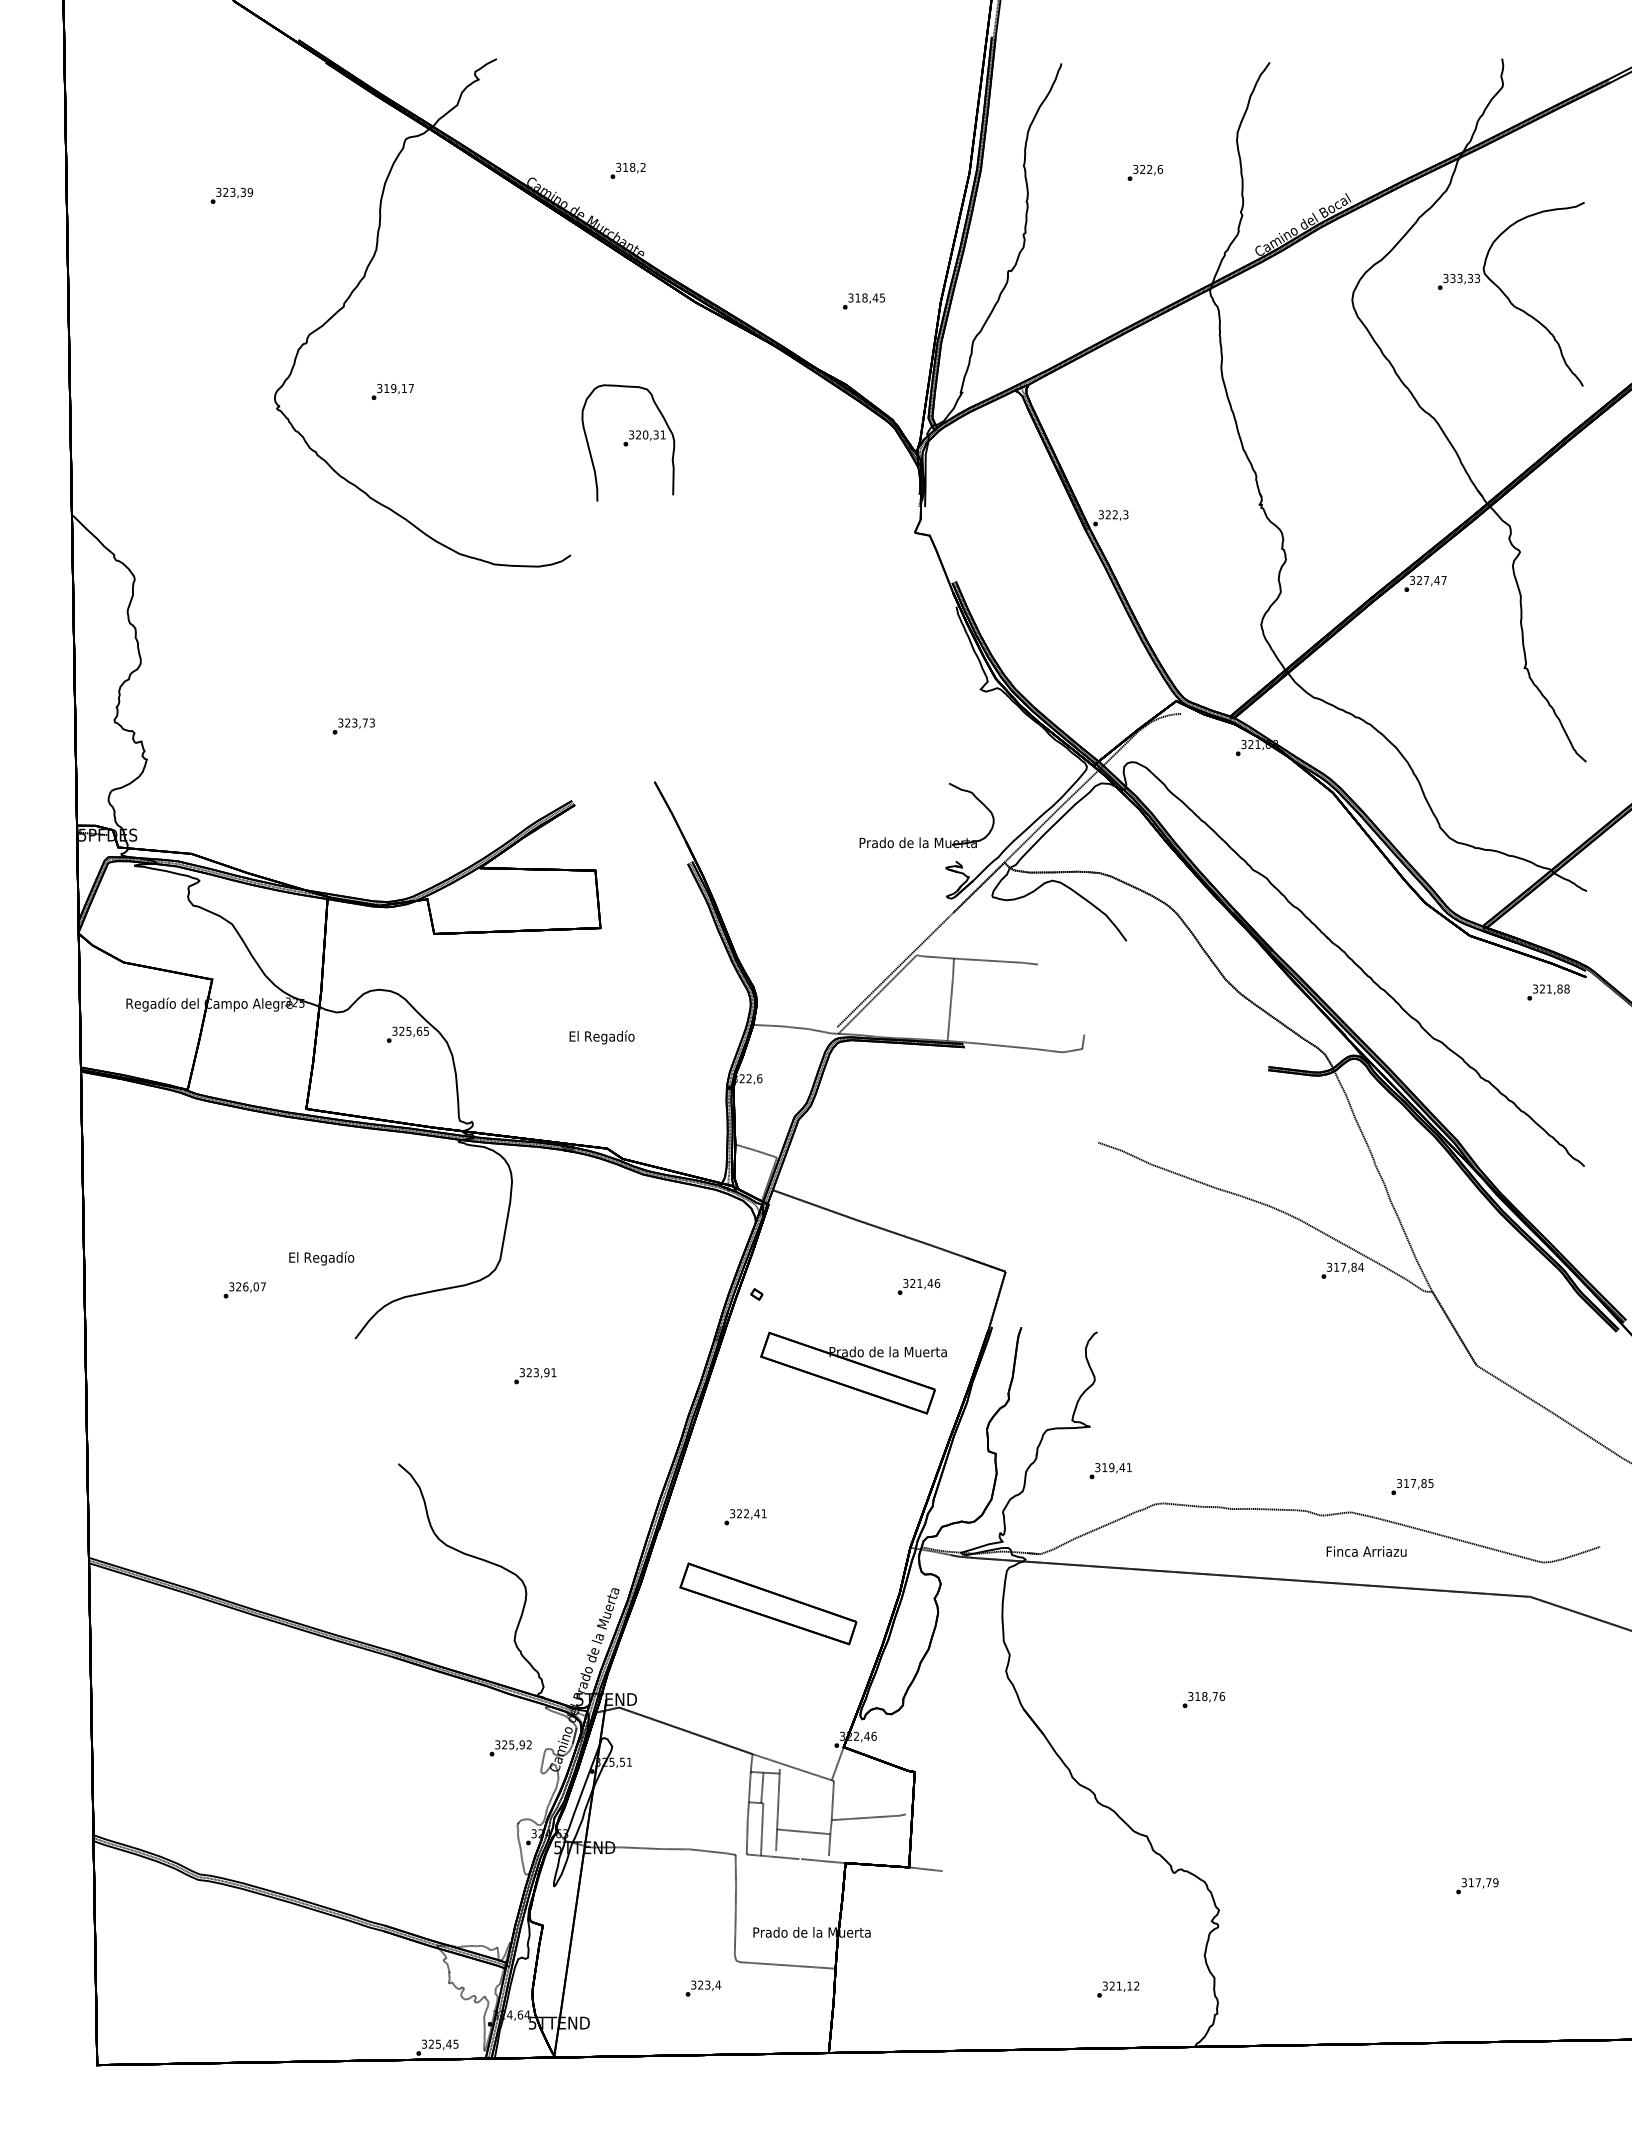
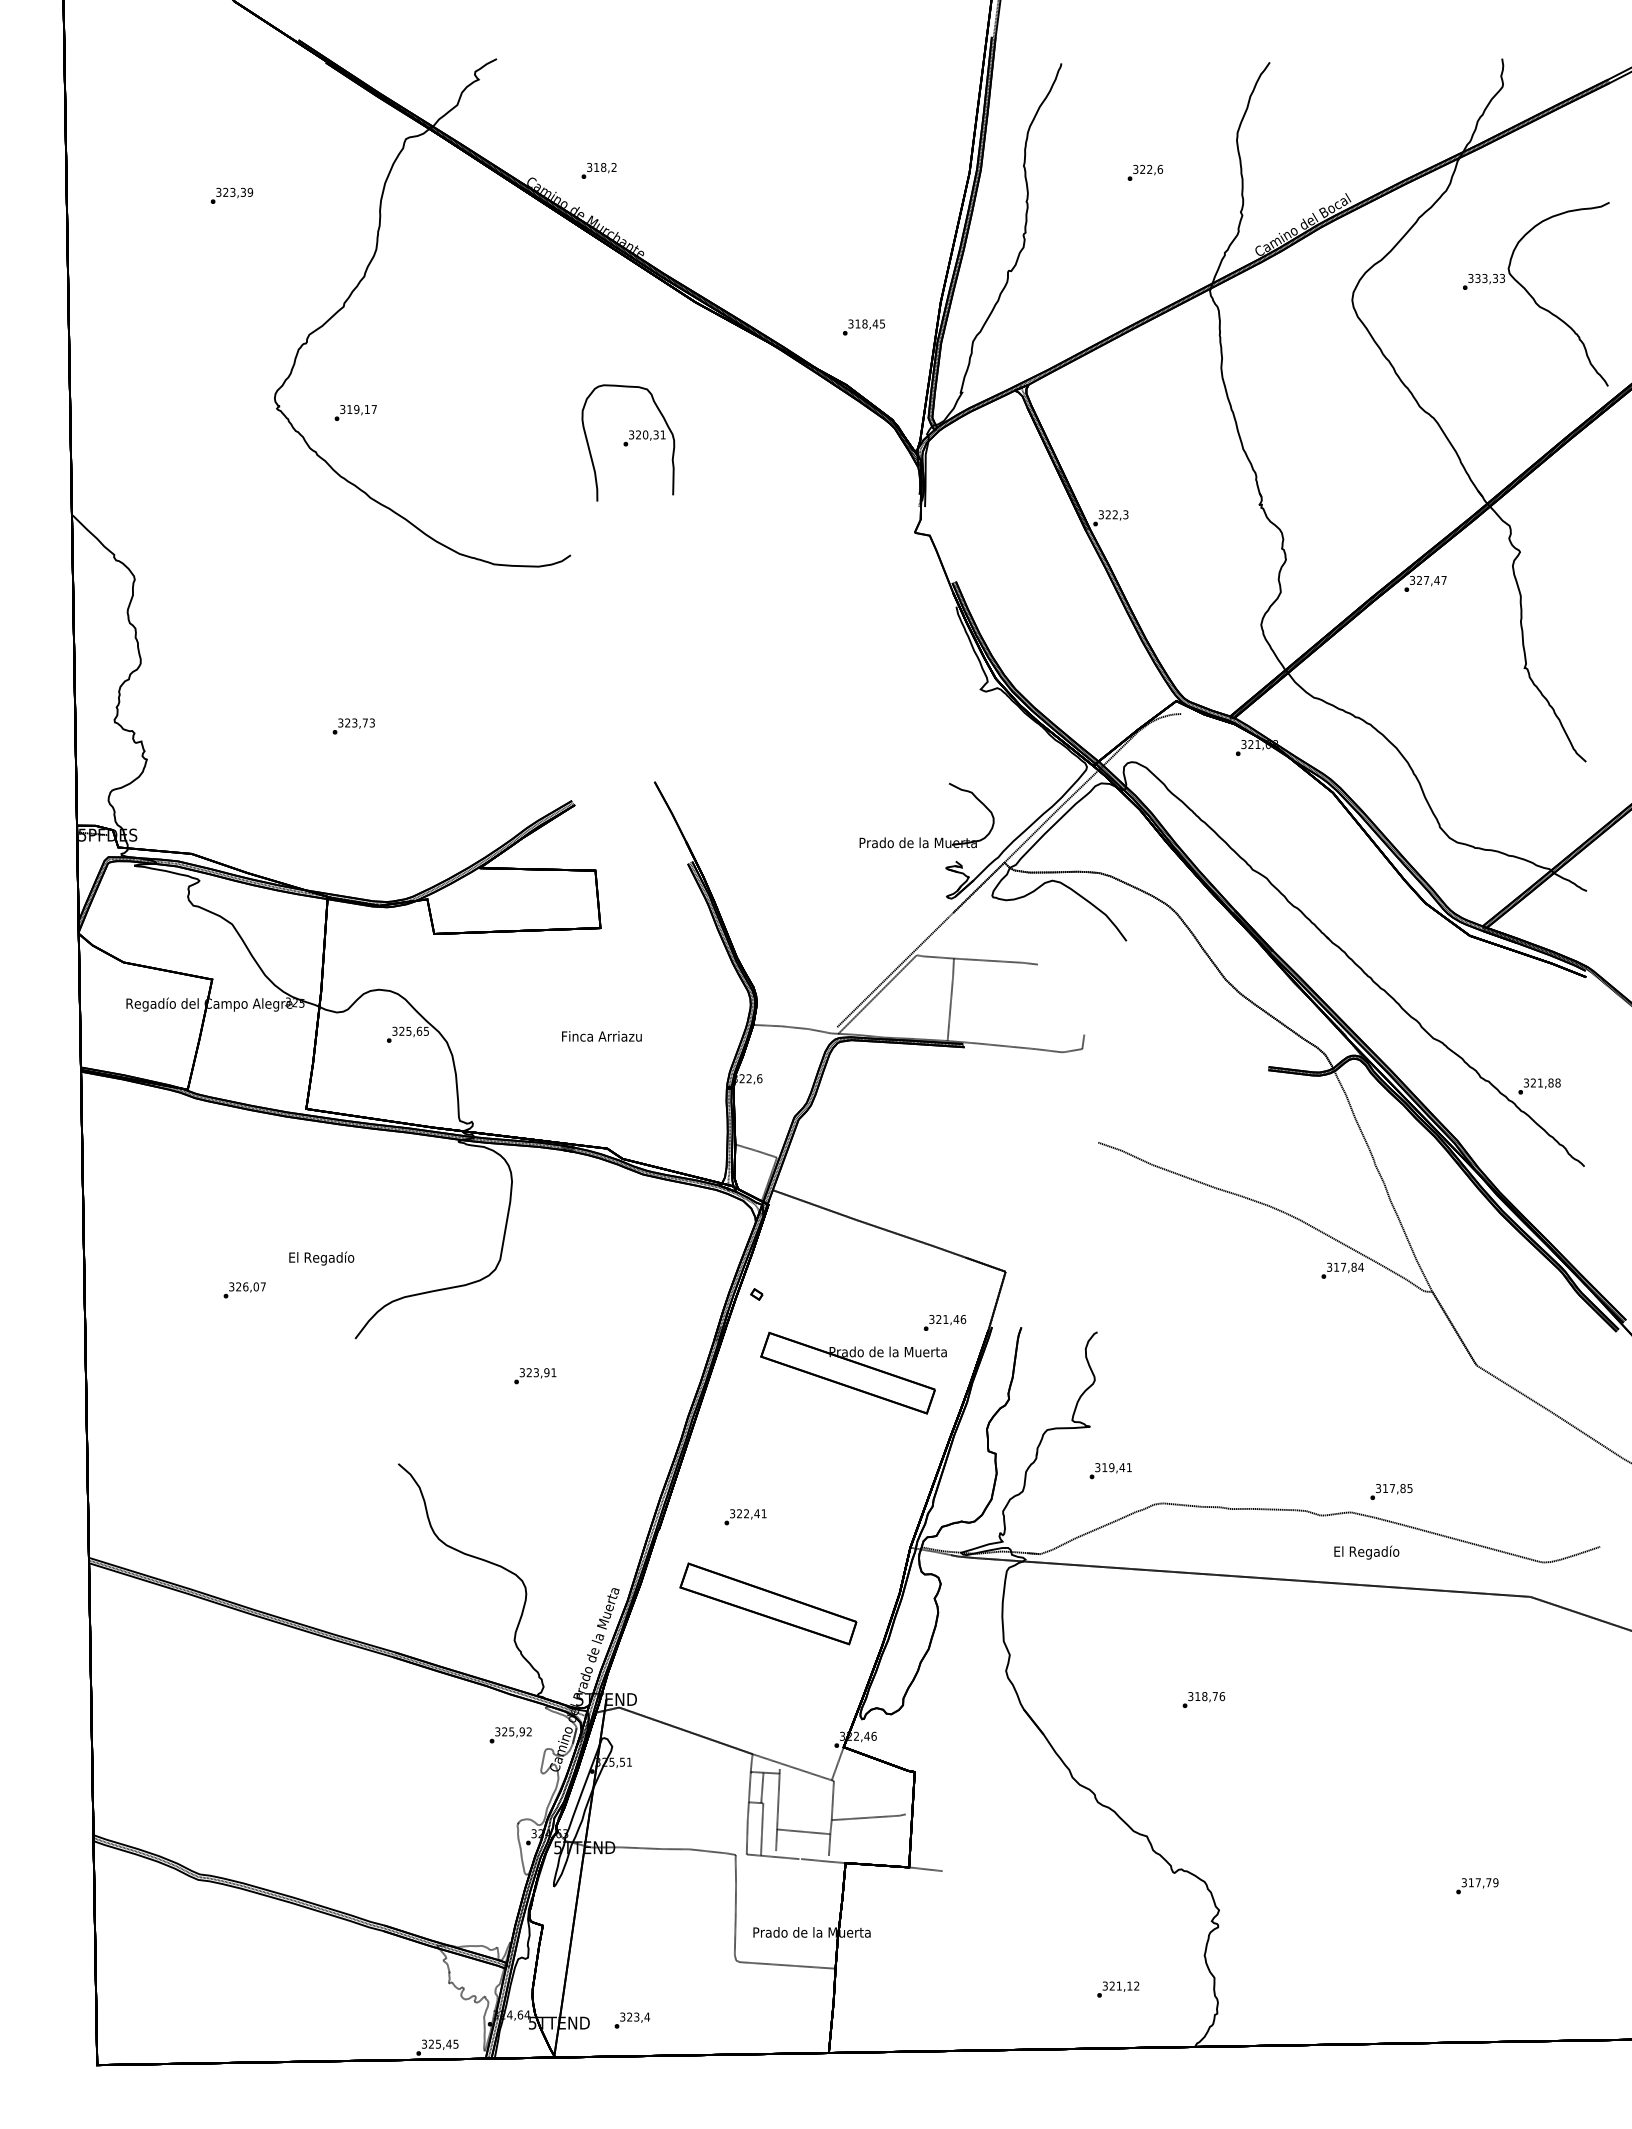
text position: (627, 170) -> (598, 170) (598, 170)
part position: (1511, 294) -> (1536, 294) (1536, 294)
text position: (863, 301) -> (863, 327) (863, 327)
text position: (392, 391) -> (355, 412) (355, 412)
text position: (1548, 992) -> (1539, 1086) (1539, 1086)
text: El Regadío -> Finca Arriazu (601, 1037)
text position: (918, 1286) -> (944, 1322) (944, 1322)
text position: (1412, 1486) -> (1391, 1491) (1391, 1491)
text: Finca Arriazu -> El Regadío (1366, 1552)
text position: (510, 1748) -> (510, 1735) (510, 1735)
text position: (702, 1988) -> (631, 2020) (631, 2020)
